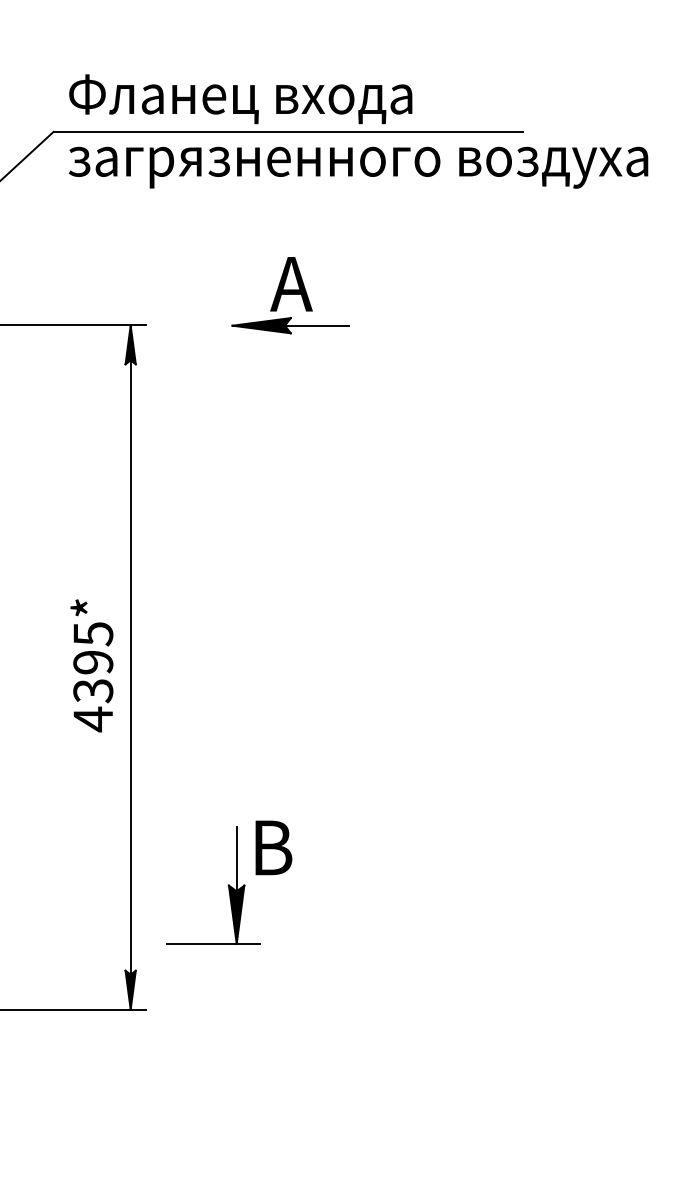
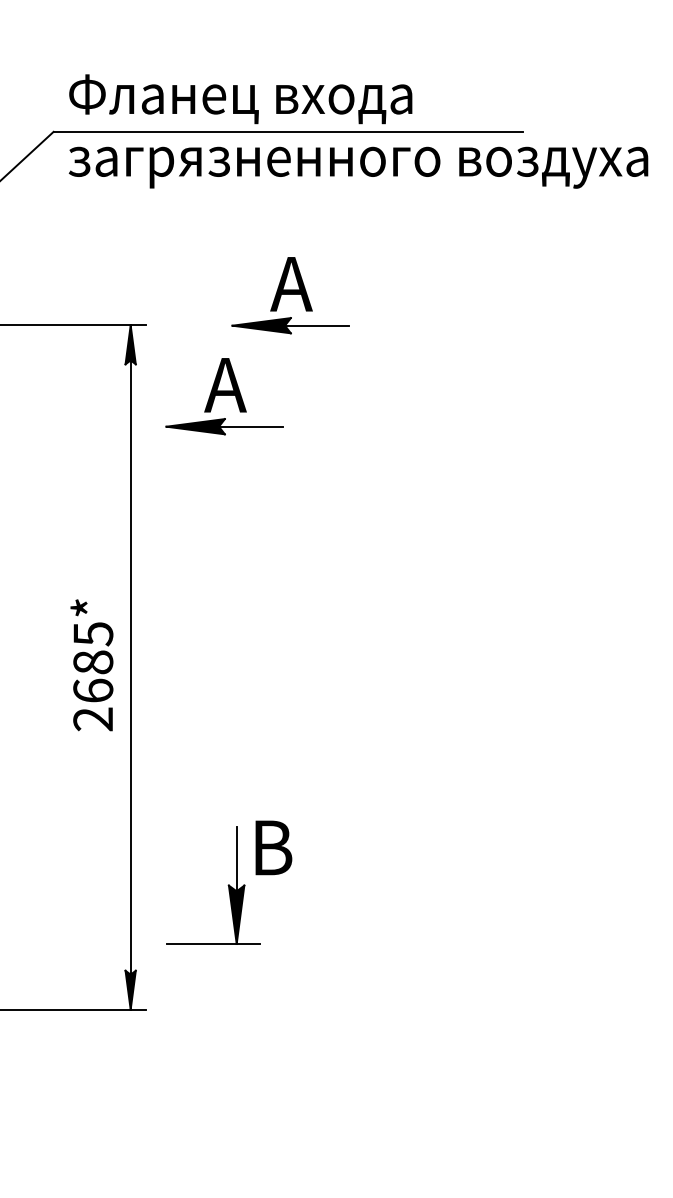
part: none -> present (224, 396)
text: 4395* -> 2685* (93, 691)
